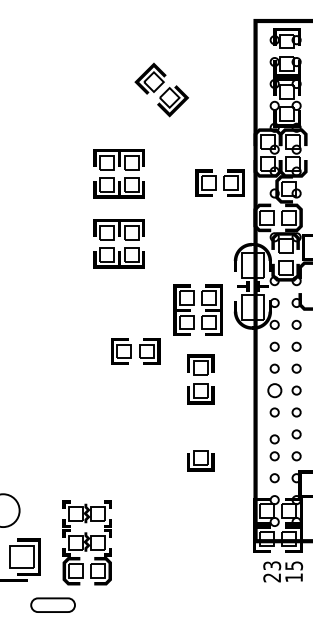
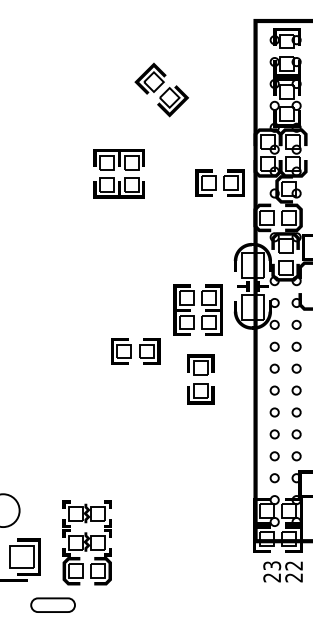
part: present -> none (118, 243)
circle size: 16x16 px -> 11x11 px (274, 390)
circle position: (274, 439) -> (274, 434) (274, 434)
part: present -> none (200, 460)
text: 15 -> 22 (294, 571)
